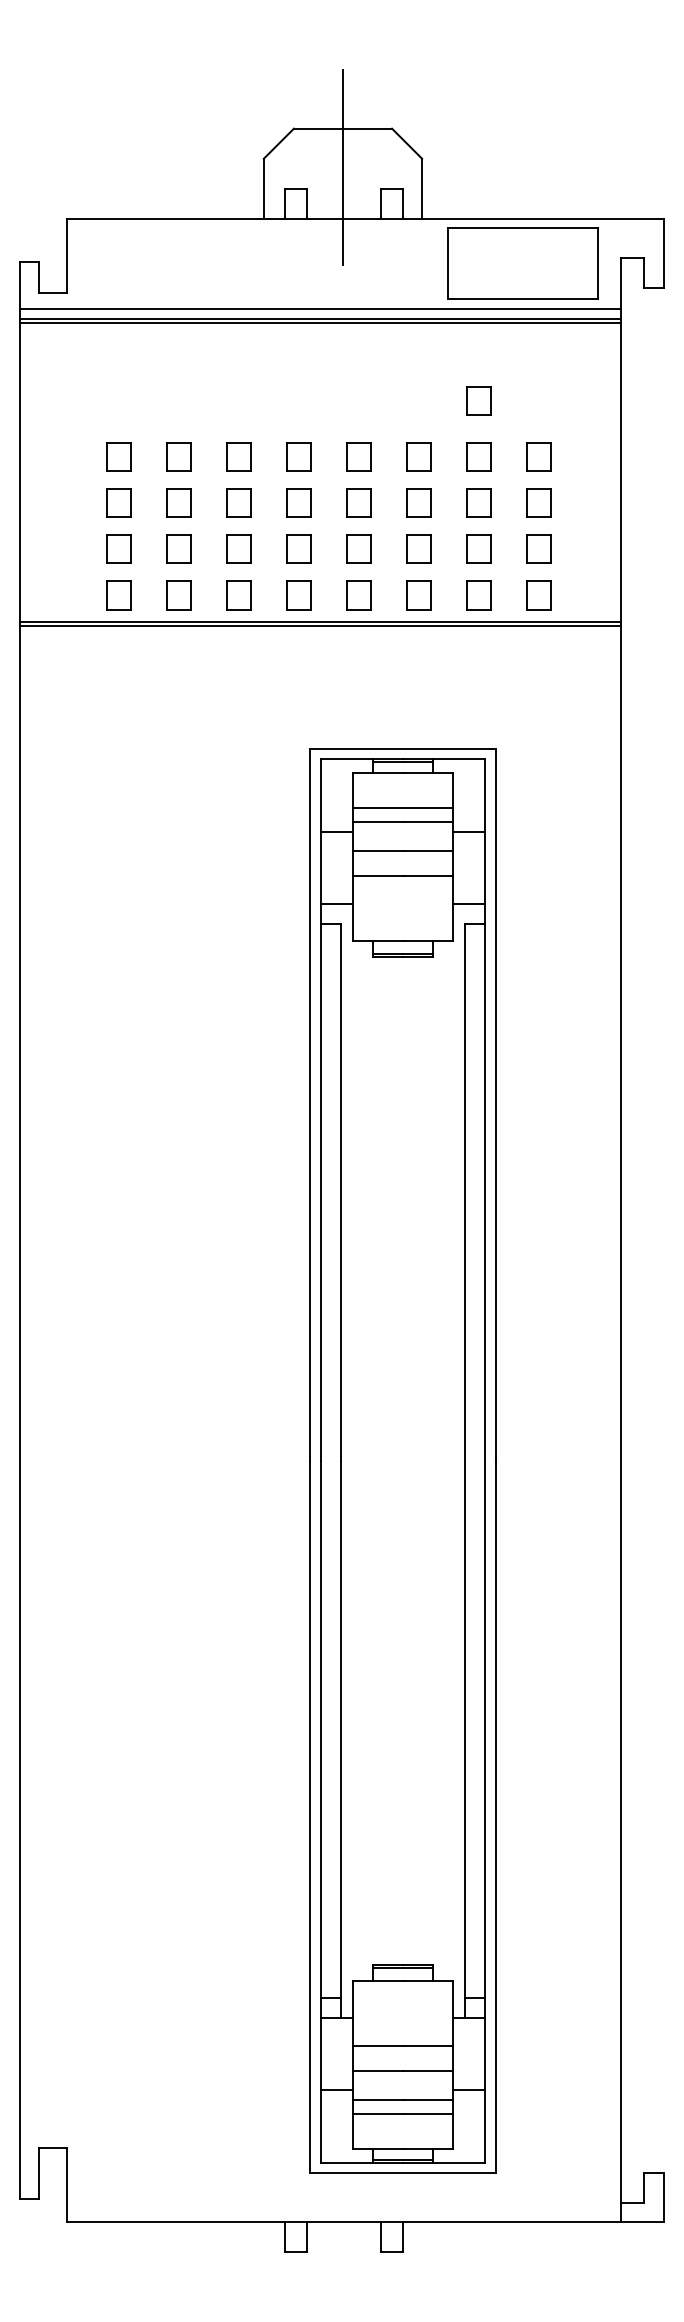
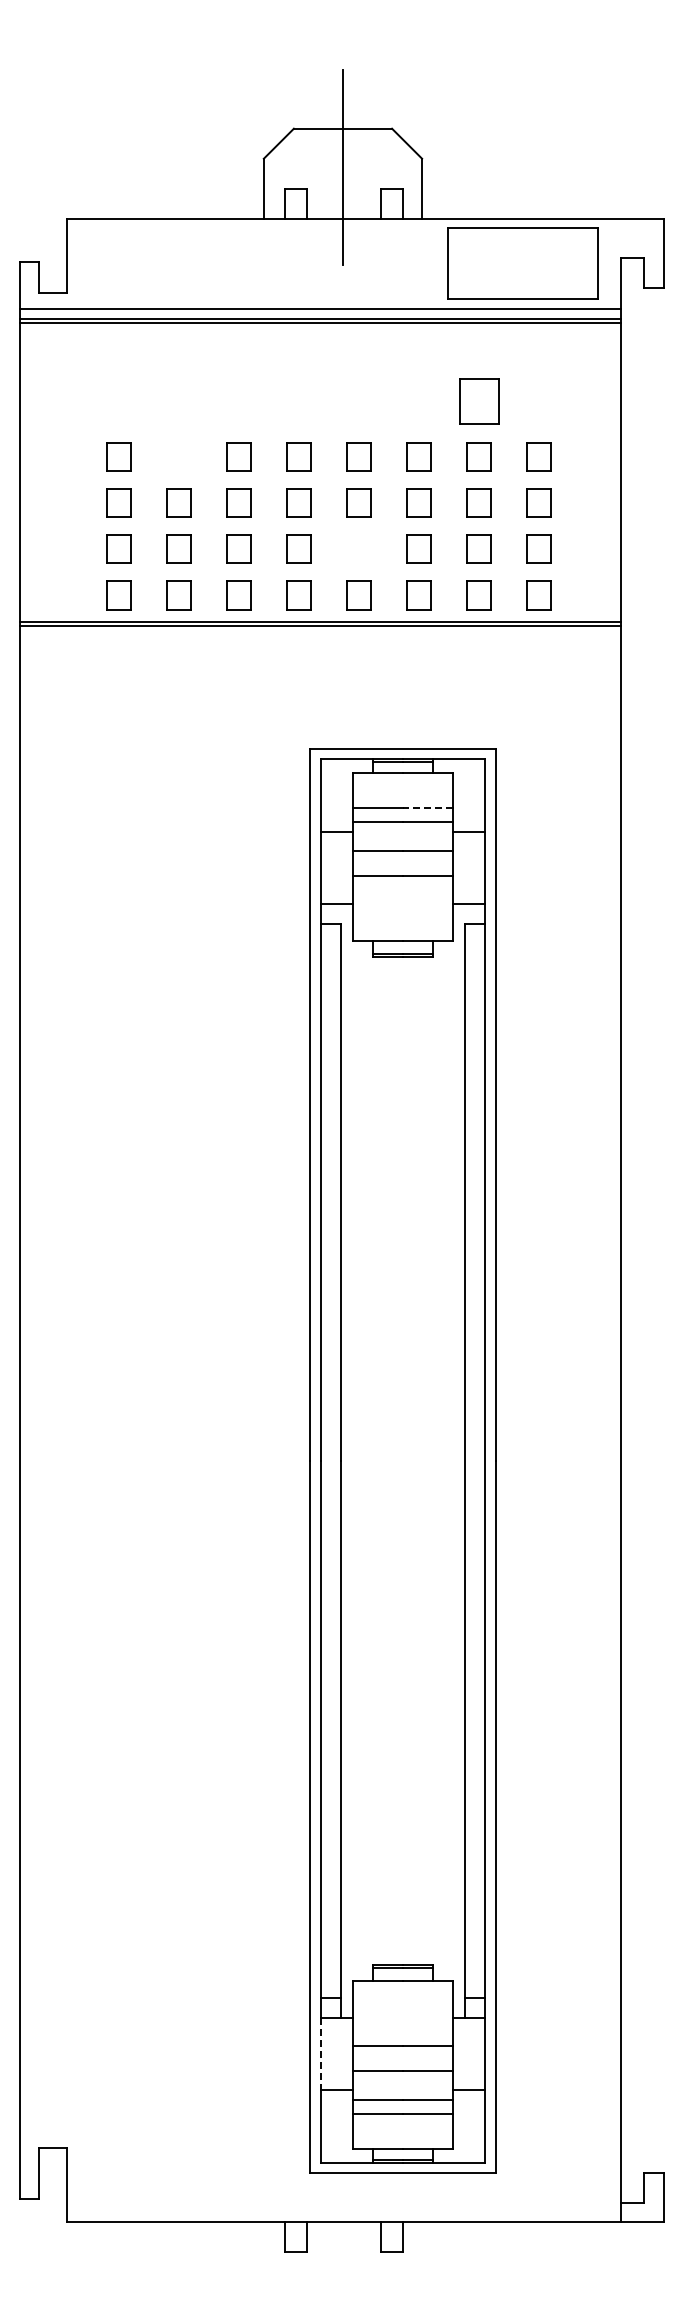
part size: 26x30 px -> 41x47 px (479, 401)
part: present -> none (178, 456)
part: present -> none (358, 548)
line: solid -> dashed (427, 808)
line: solid -> dashed (320, 2054)
